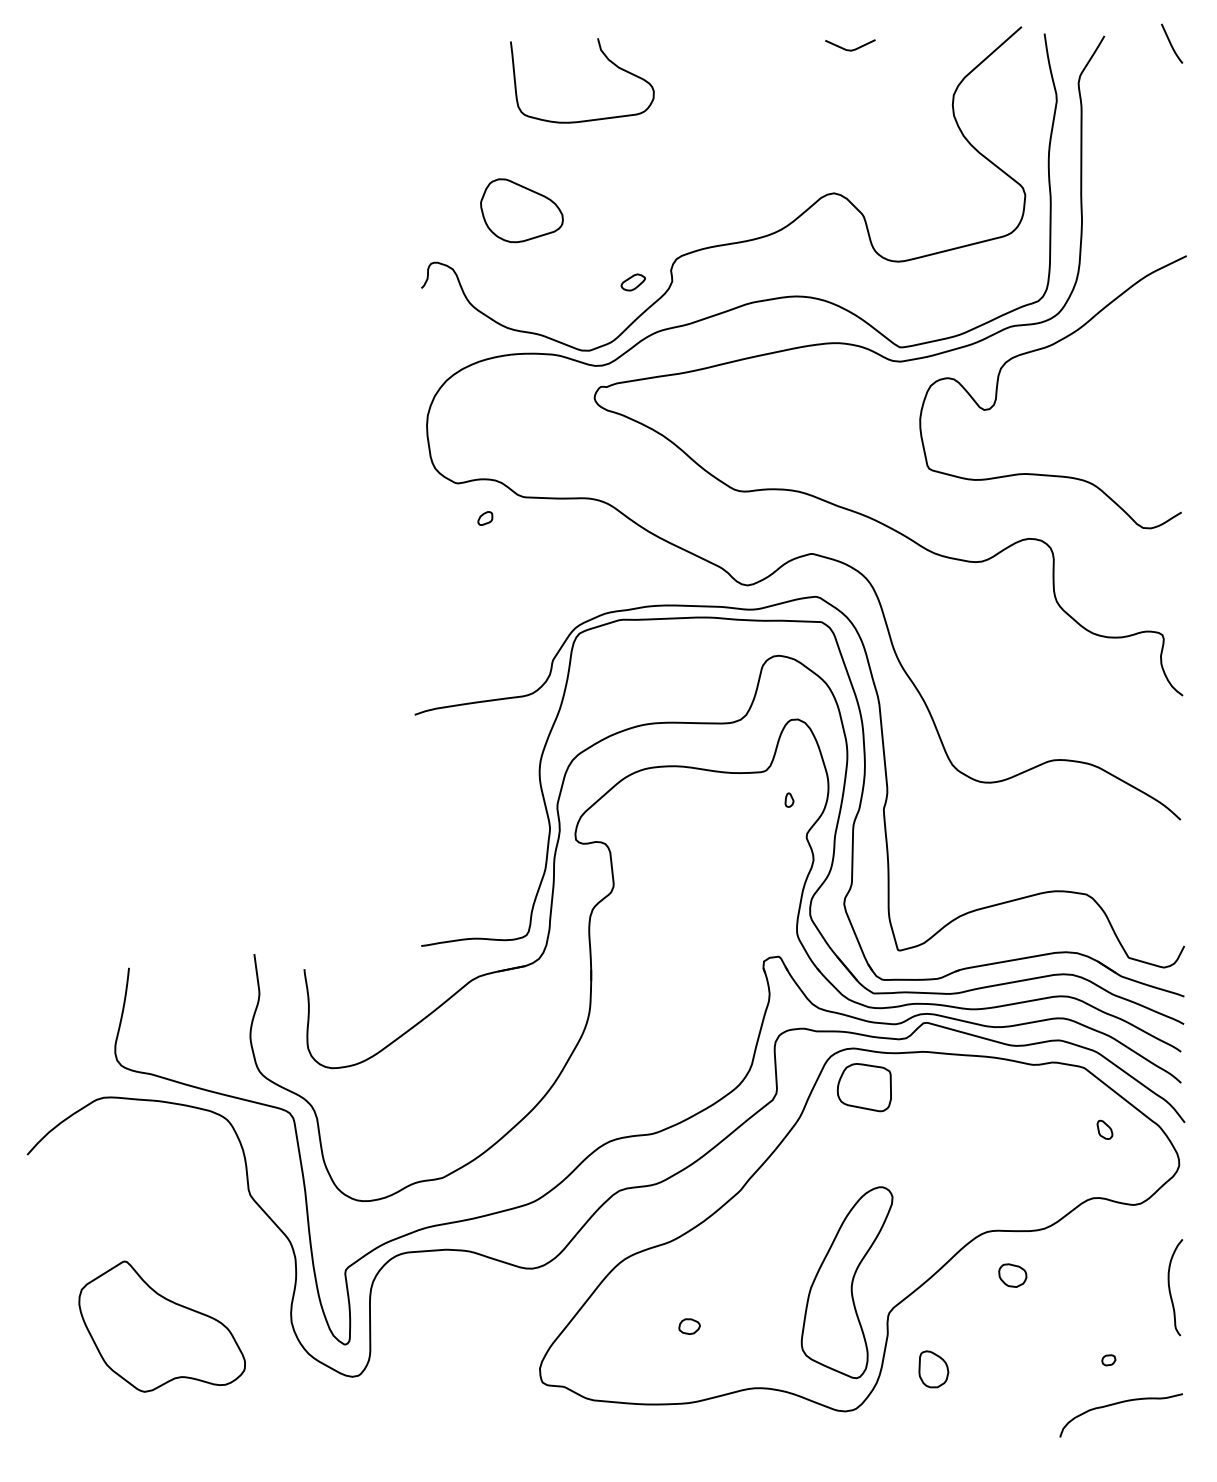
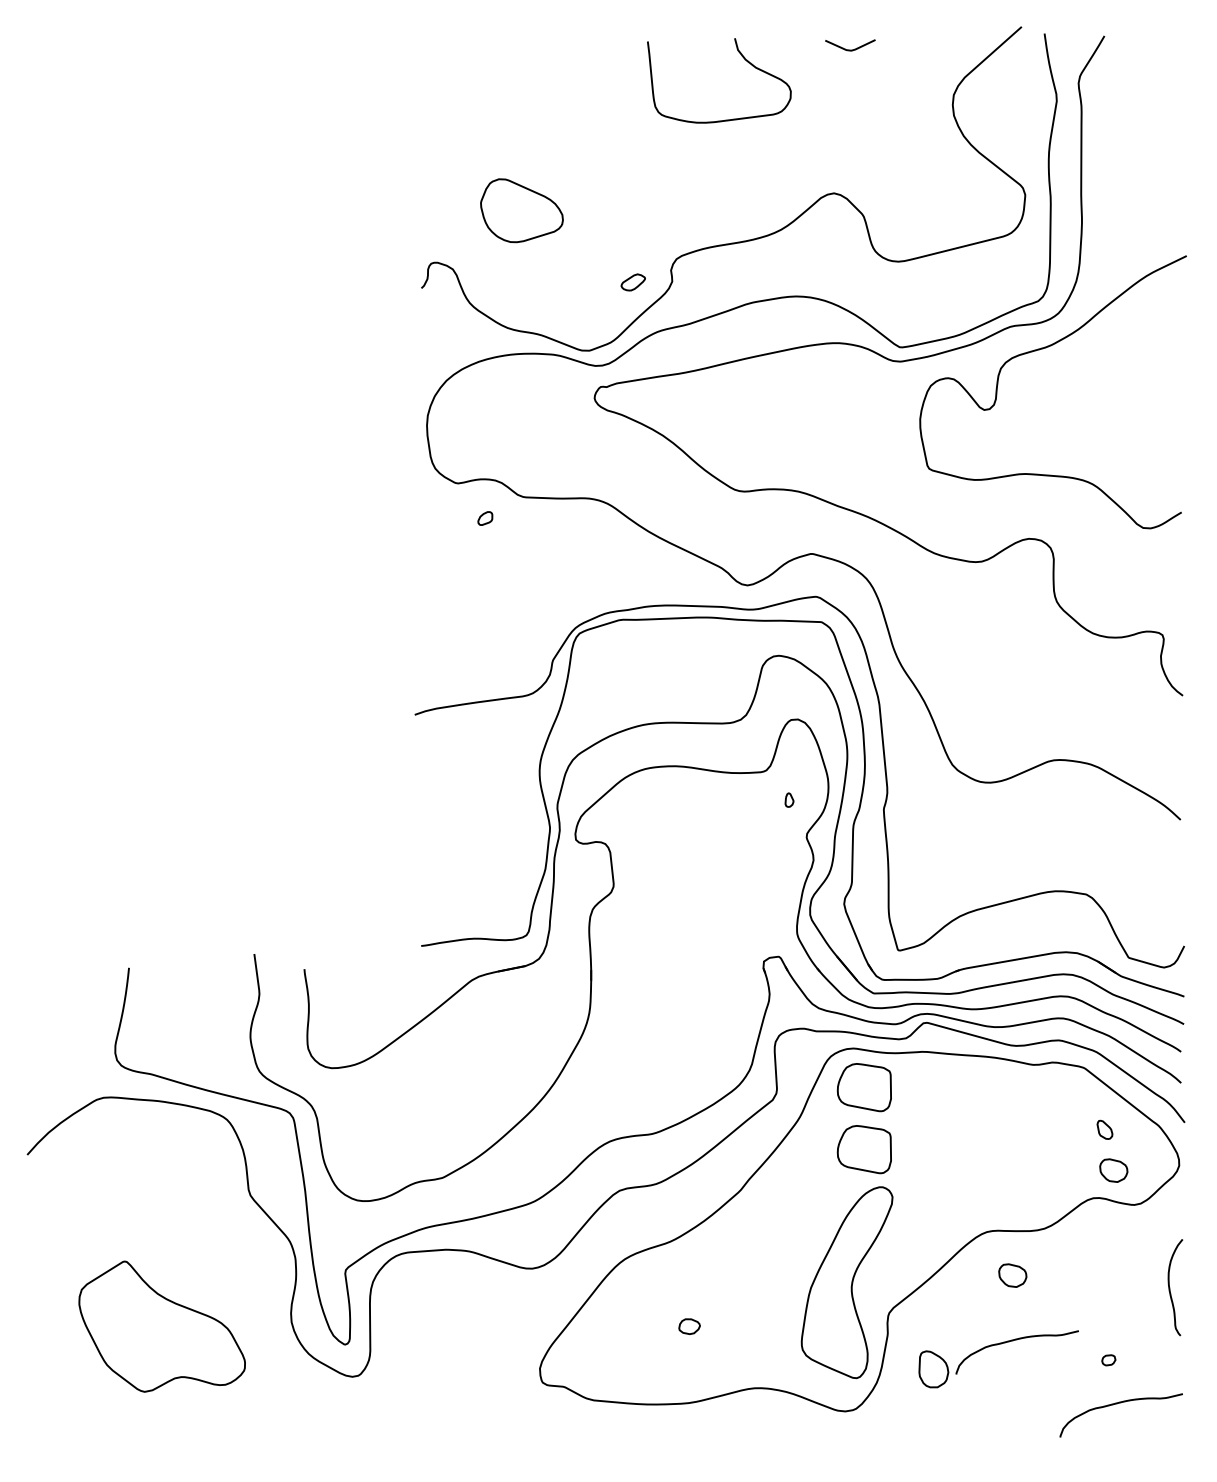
curve: present -> none (1171, 43)
curve position: (605, 57) -> (742, 57) (742, 57)
part: none -> present (863, 1149)
part: none -> present (1113, 1170)
curve: none -> present (1013, 1341)
